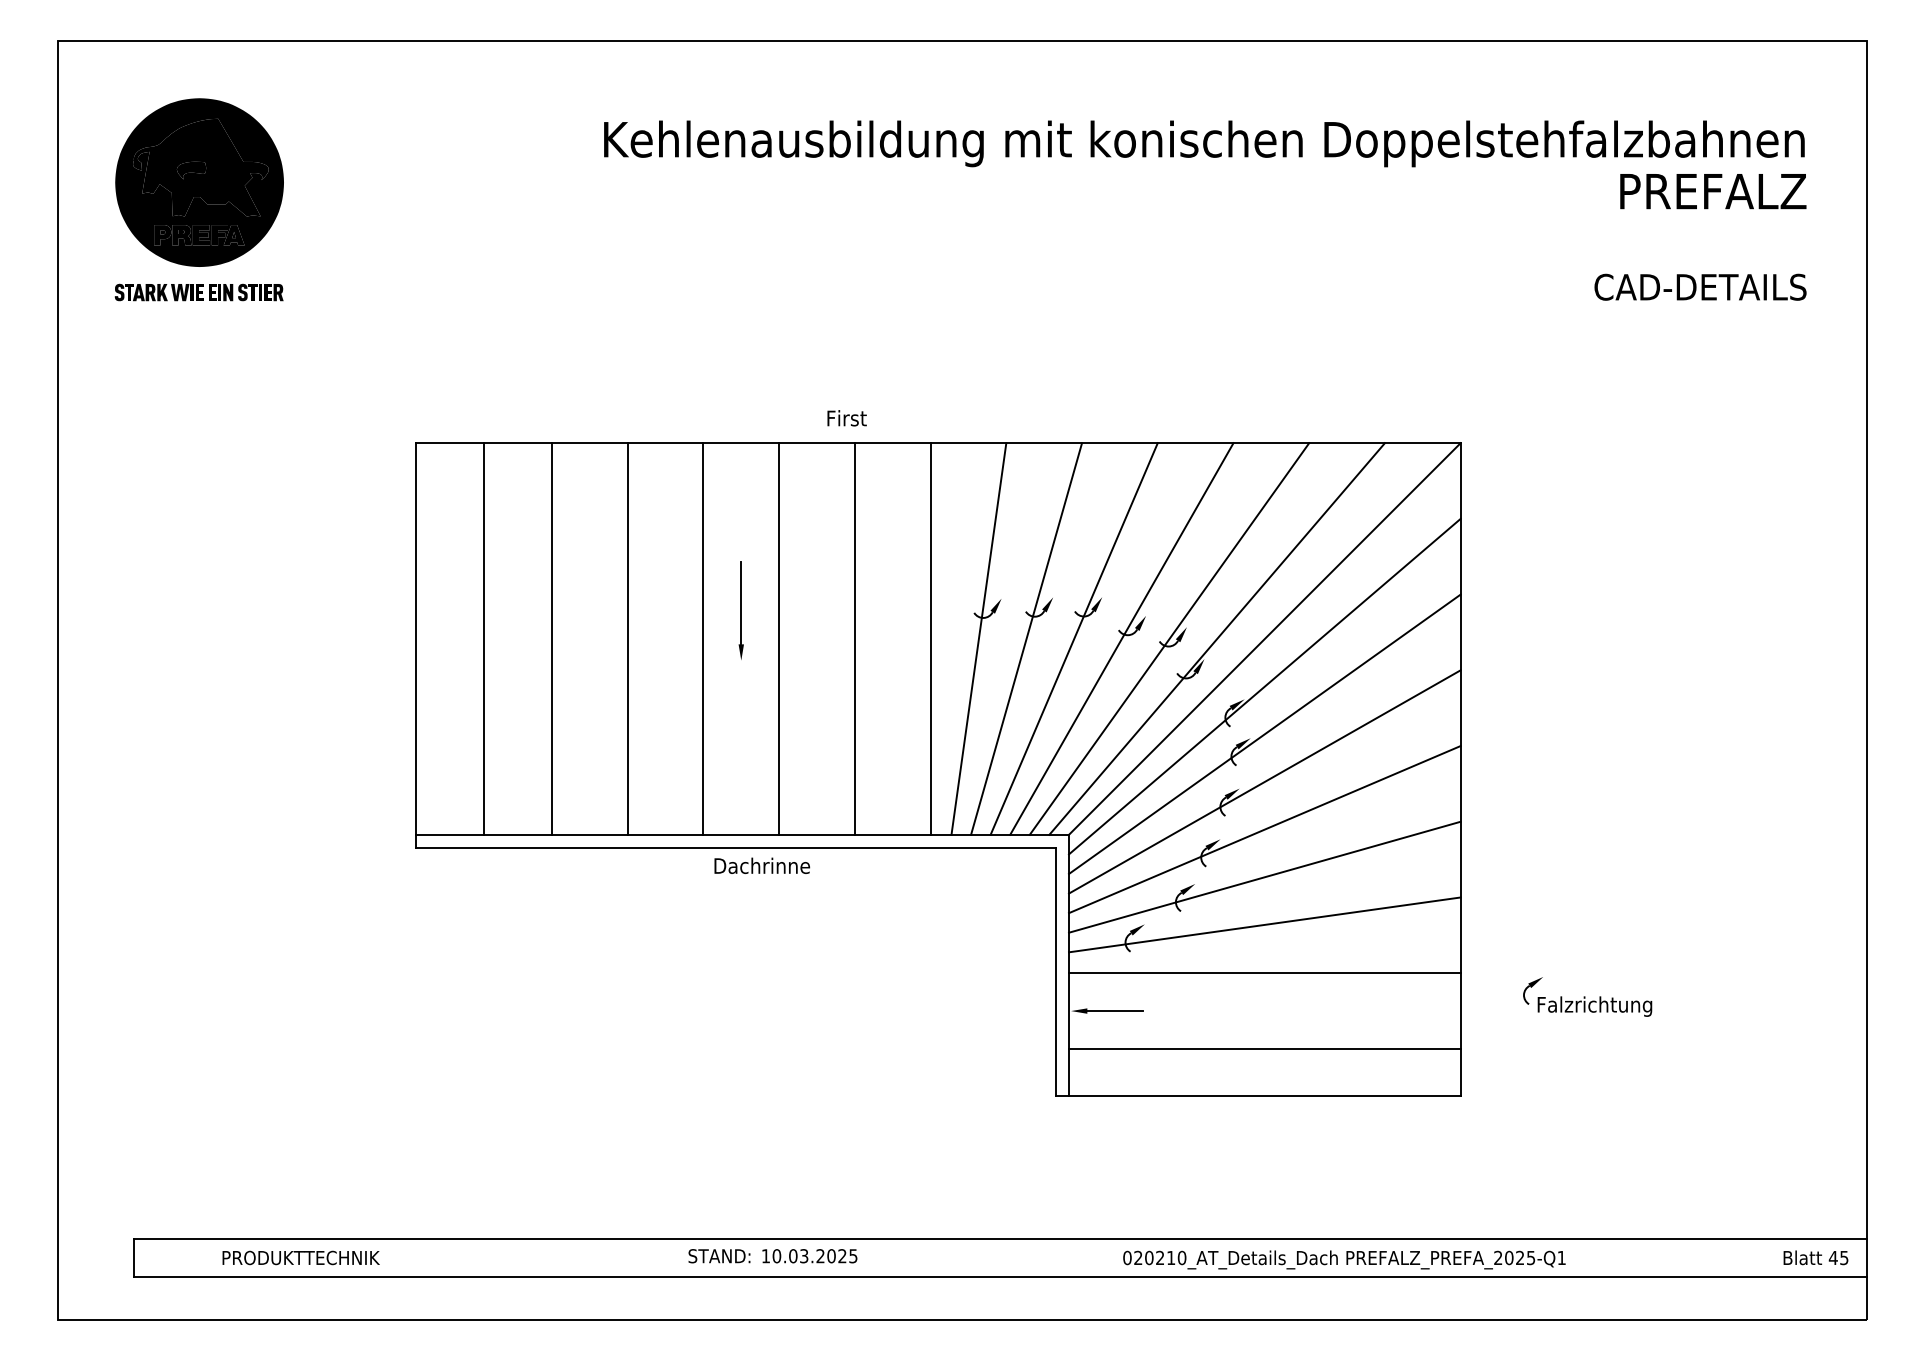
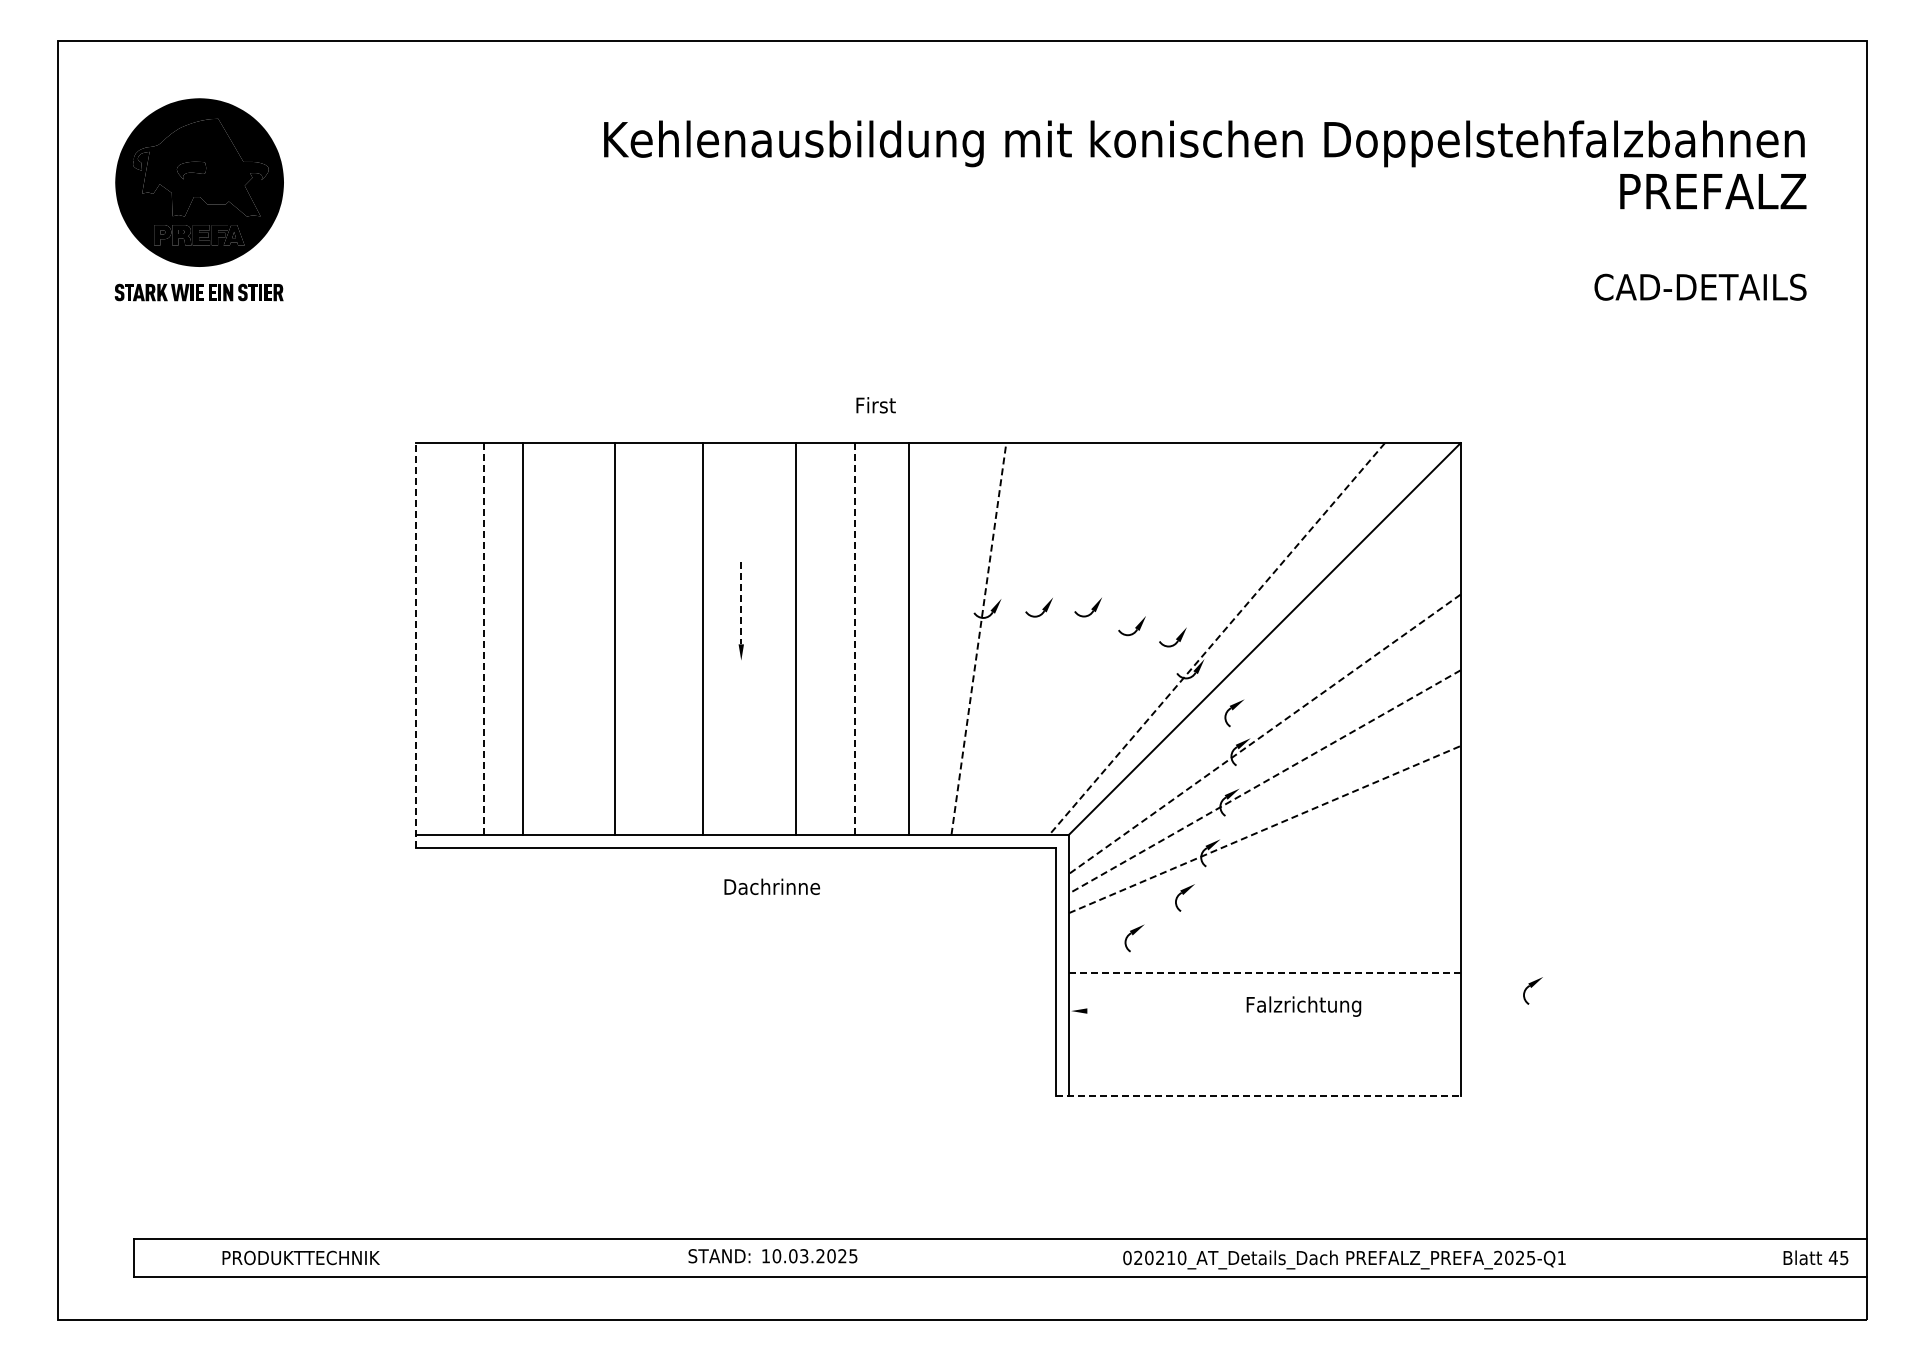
text position: (846, 418) -> (875, 405) (875, 405)
line: solid -> dashed (741, 603)
line: solid -> dashed (484, 638)
line position: (552, 638) -> (523, 638) (523, 638)
line position: (627, 638) -> (614, 638) (614, 638)
line position: (779, 638) -> (796, 638) (796, 638)
line: solid -> dashed (854, 638)
line position: (930, 638) -> (908, 638) (908, 638)
line: solid -> dashed (978, 638)
line: present -> none (1026, 638)
line: present -> none (1073, 638)
line: present -> none (1121, 638)
line: present -> none (1169, 638)
line: solid -> dashed (1217, 638)
line: solid -> dashed (416, 645)
line: present -> none (1264, 686)
line: solid -> dashed (1264, 734)
line: solid -> dashed (1264, 782)
line: solid -> dashed (1264, 829)
text position: (762, 865) -> (772, 886) (772, 886)
line: present -> none (1264, 876)
line: present -> none (1264, 924)
line: solid -> dashed (1264, 973)
text position: (1594, 1006) -> (1303, 1006) (1303, 1006)
line: present -> none (1115, 1011)
line: present -> none (1264, 1048)
line: solid -> dashed (1258, 1095)
